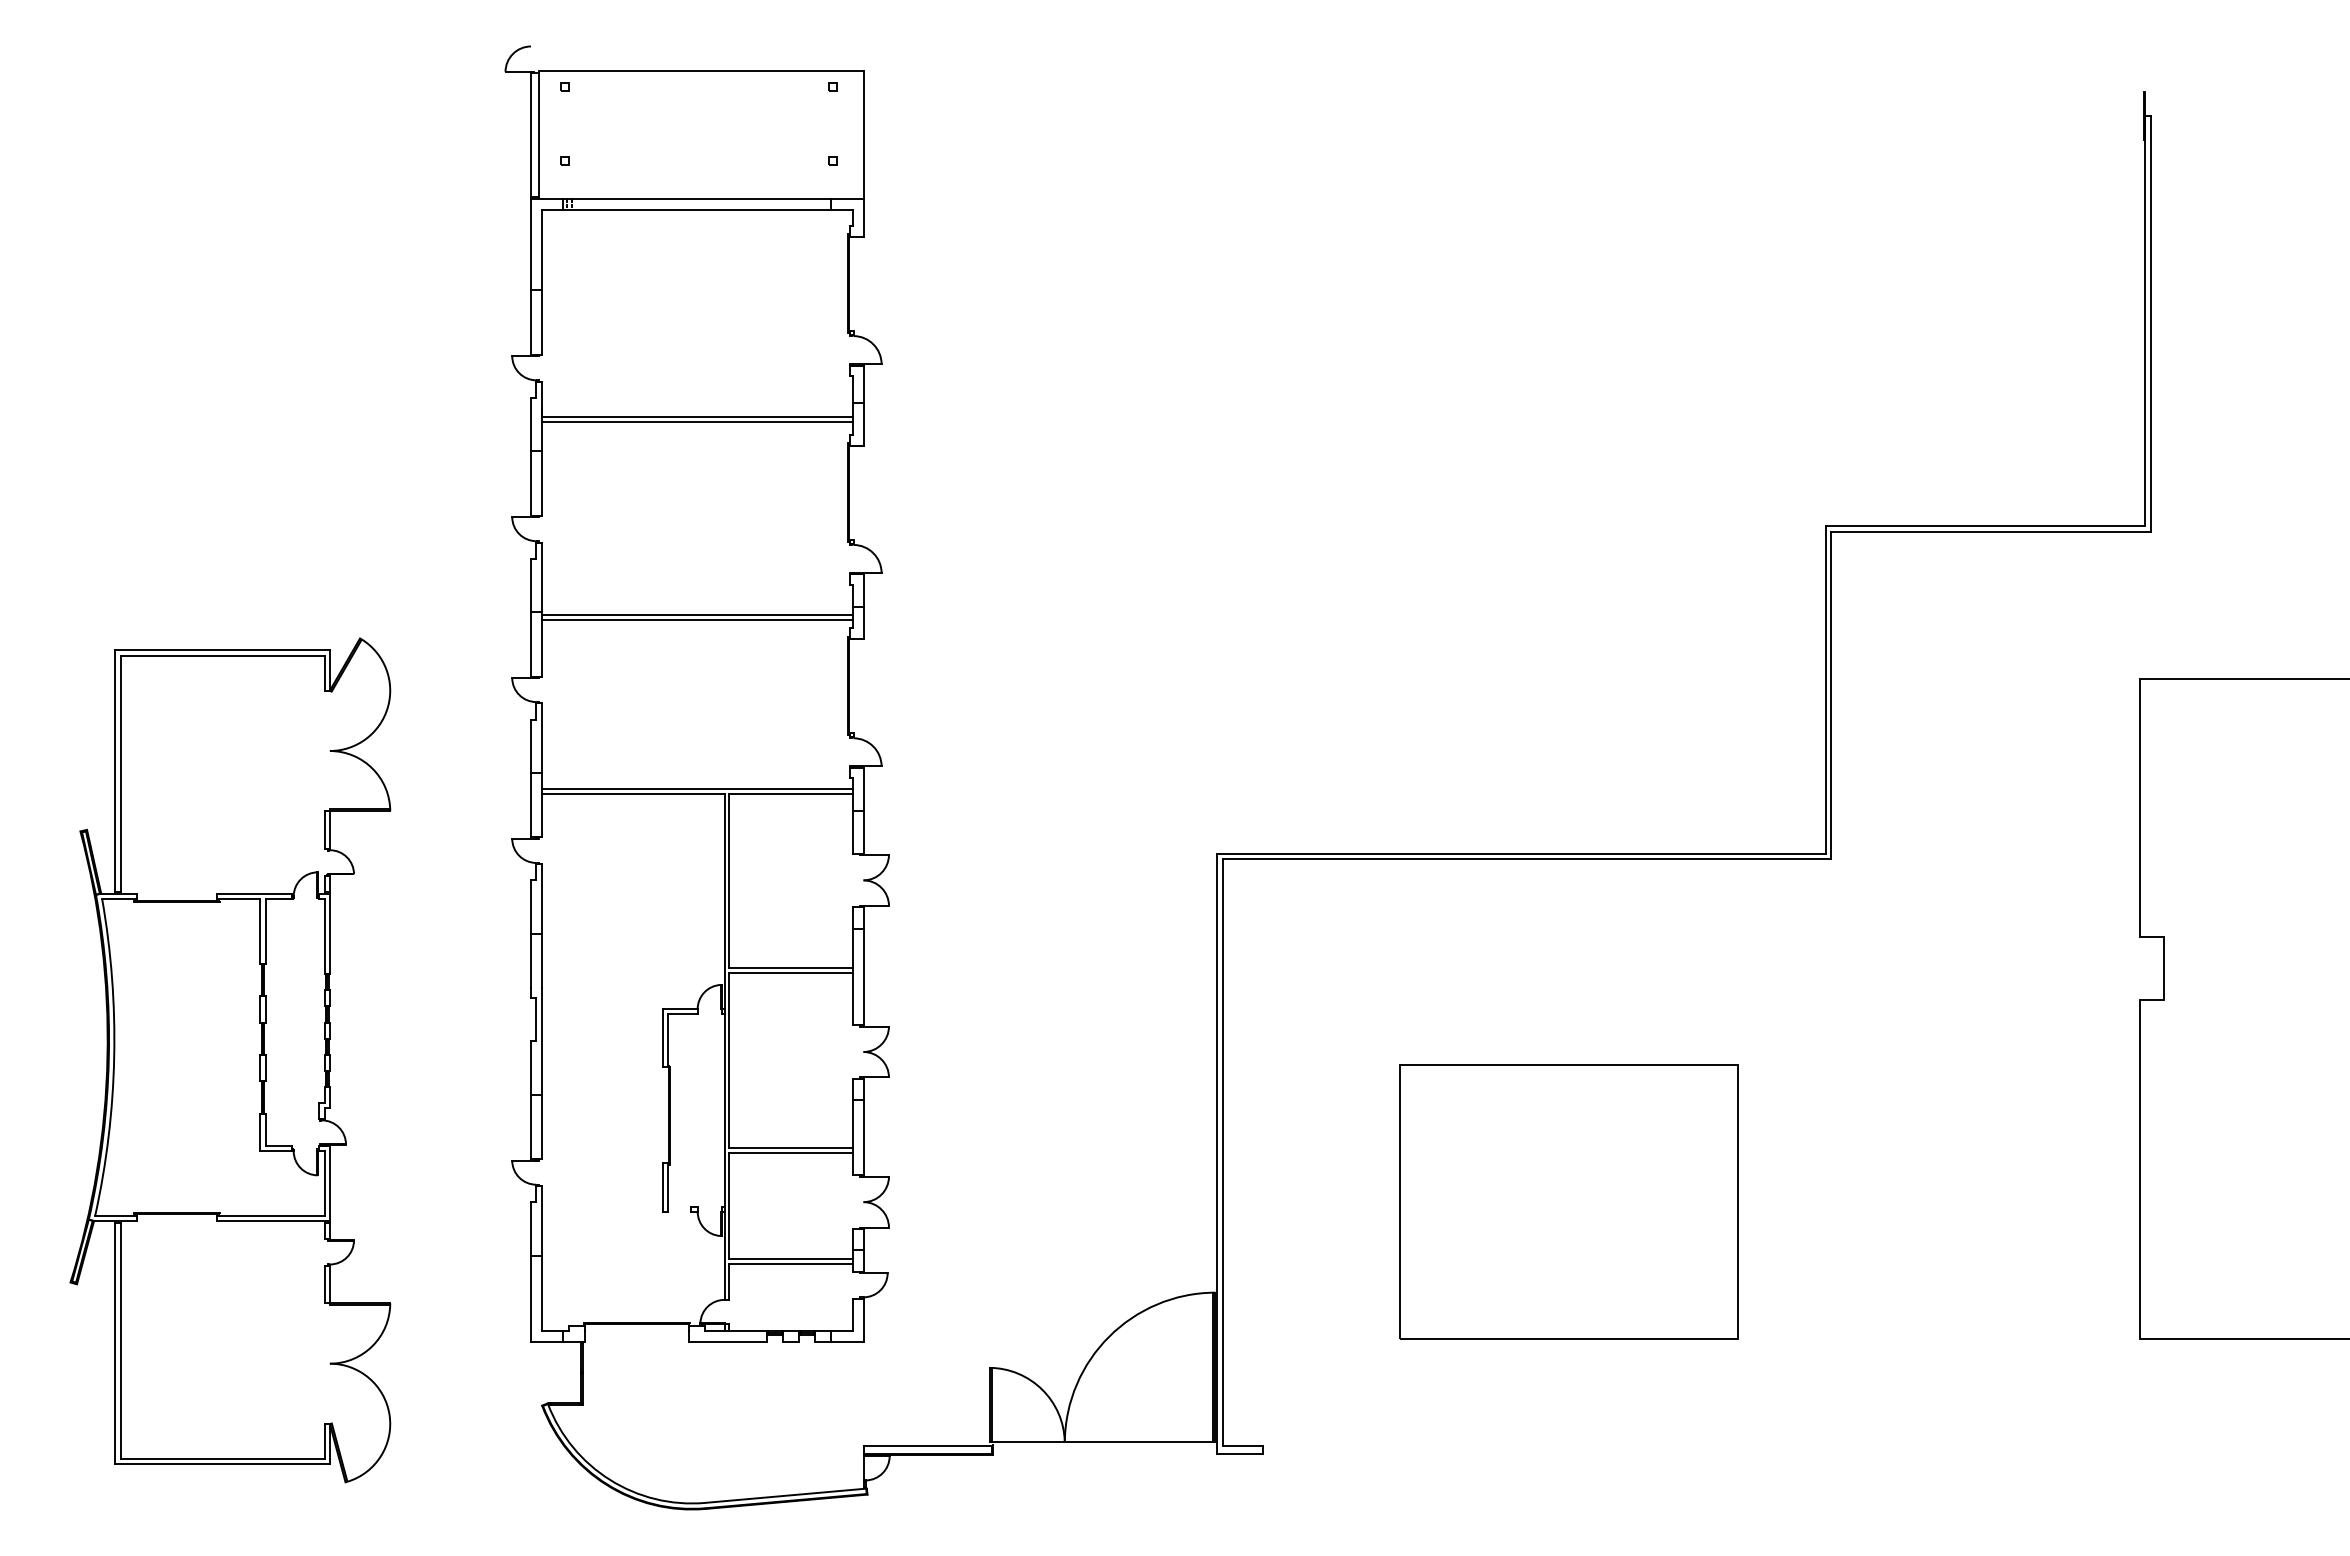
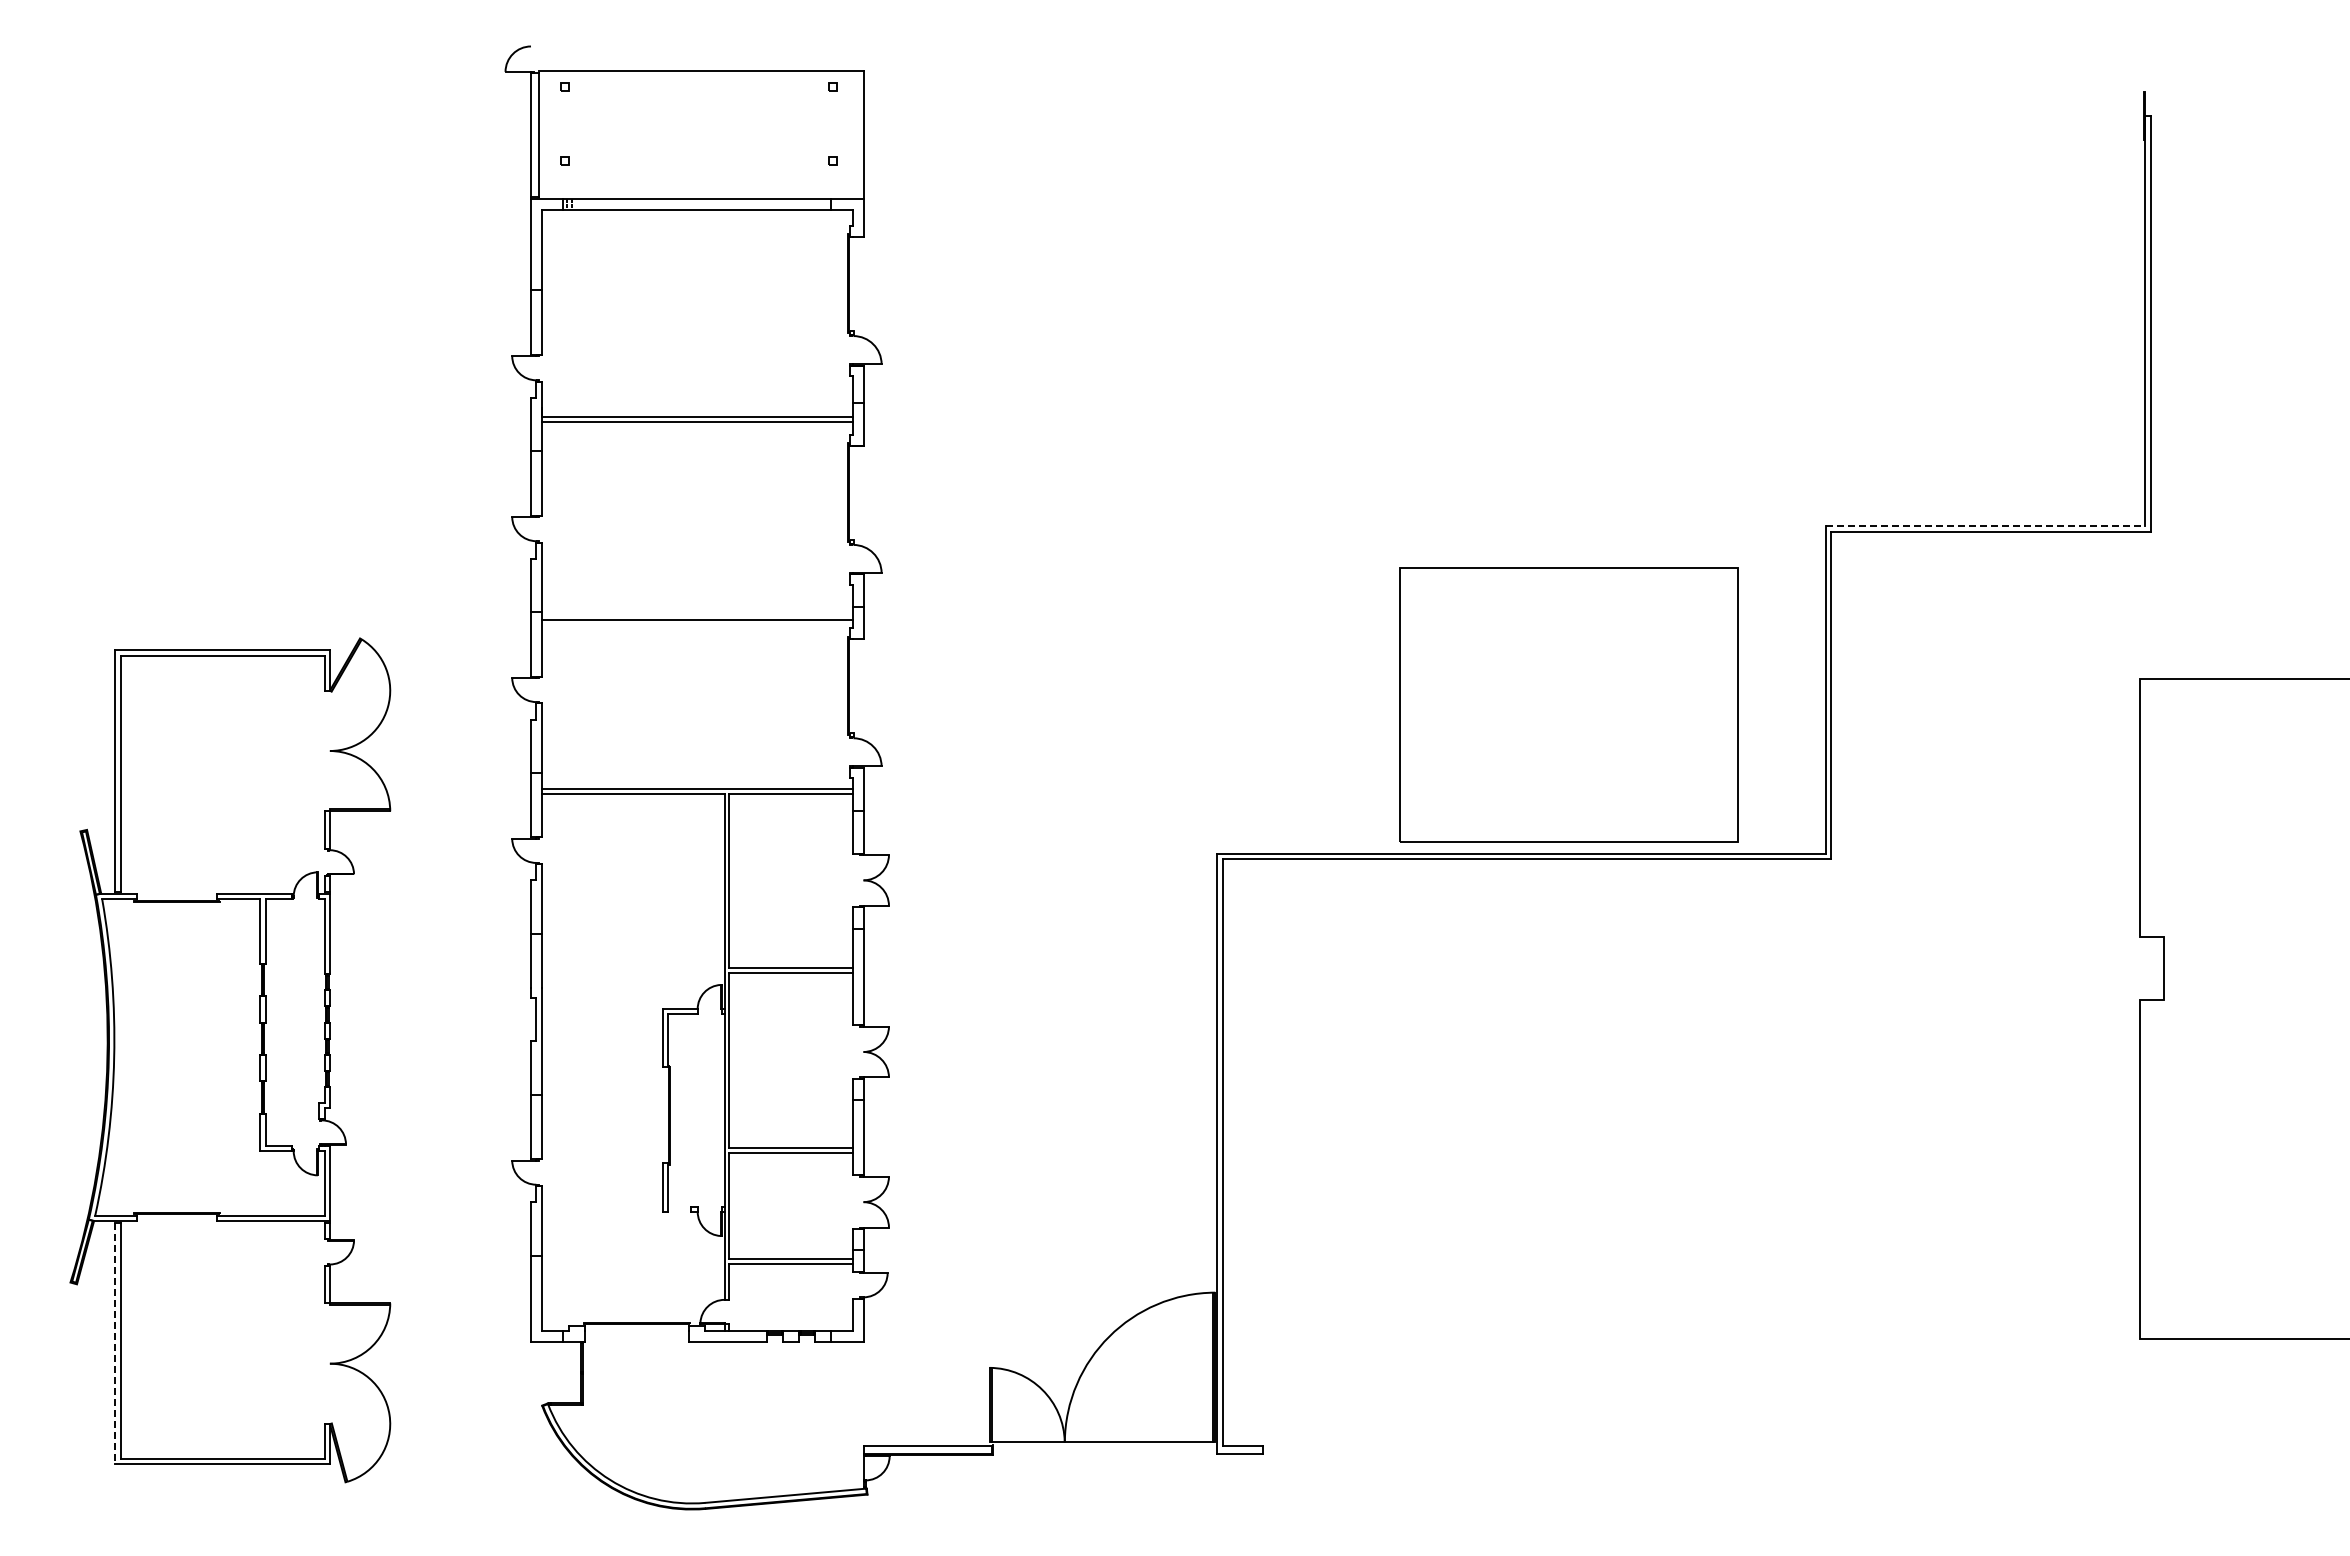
line: solid -> dashed (1985, 526)
line: present -> none (696, 614)
part position: (1568, 1201) -> (1568, 704) (1568, 704)
line: solid -> dashed (115, 1343)
